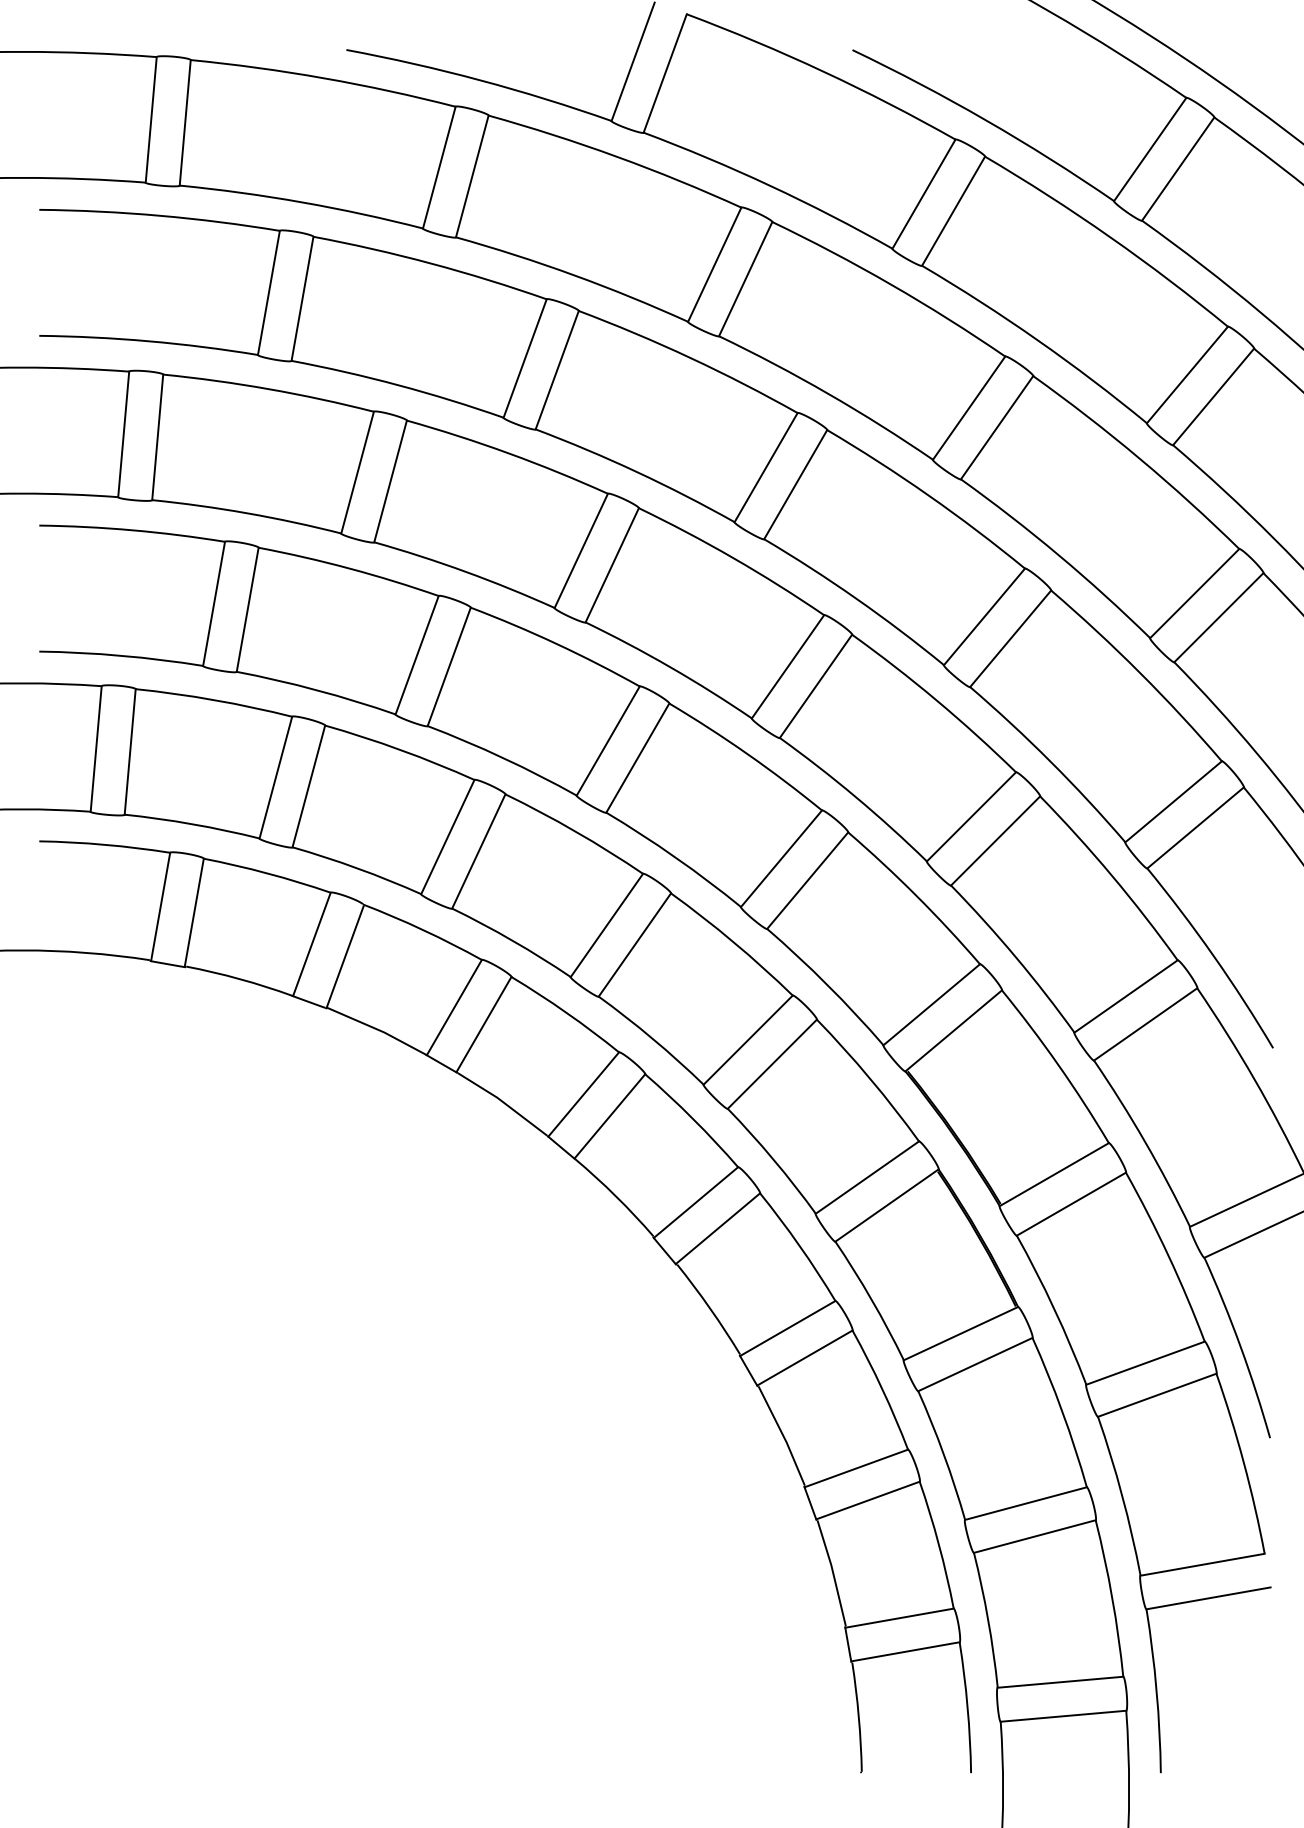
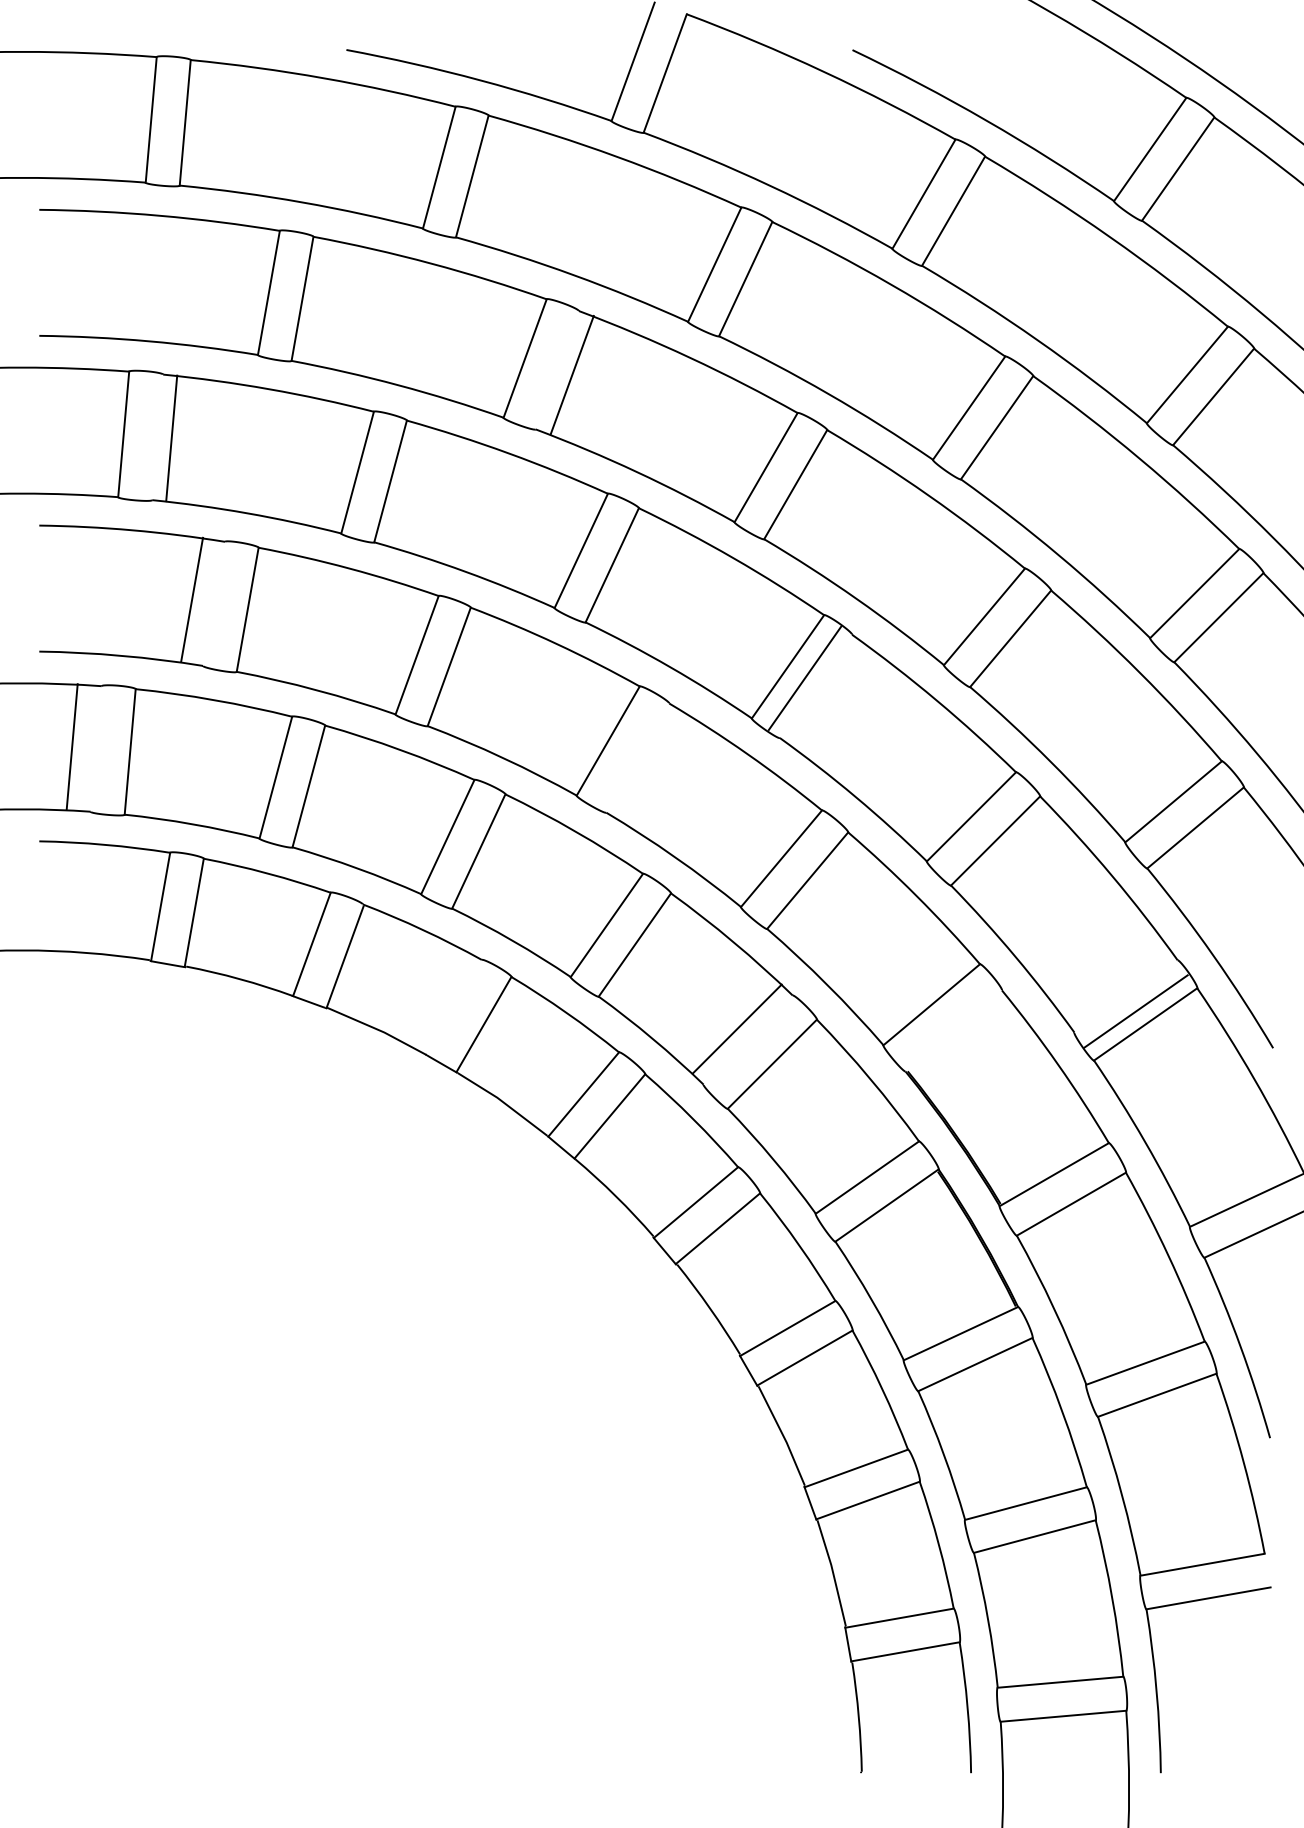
line position: (556, 369) -> (571, 374) (571, 374)
line position: (157, 437) -> (171, 438) (171, 438)
line position: (214, 603) -> (192, 599) (192, 599)
line position: (815, 685) -> (804, 677) (804, 677)
line position: (95, 748) -> (71, 746) (71, 746)
line: present -> none (637, 757)
line position: (1125, 996) -> (1135, 1011) (1135, 1011)
line: present -> none (453, 1007)
line: present -> none (953, 1030)
line position: (747, 1039) -> (736, 1028) (736, 1028)
